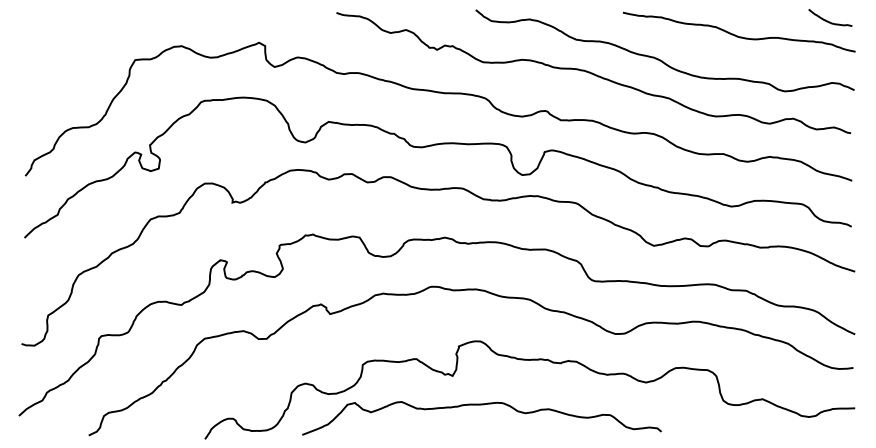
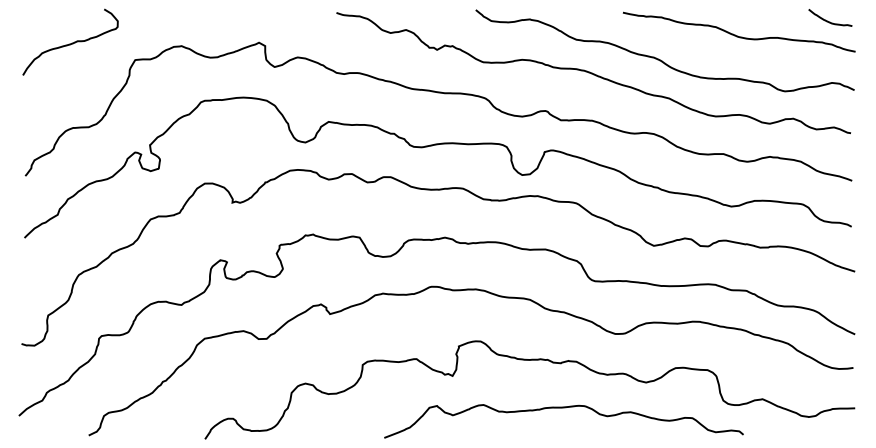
curve: none -> present (70, 43)
curve position: (481, 405) -> (563, 408) (563, 408)
